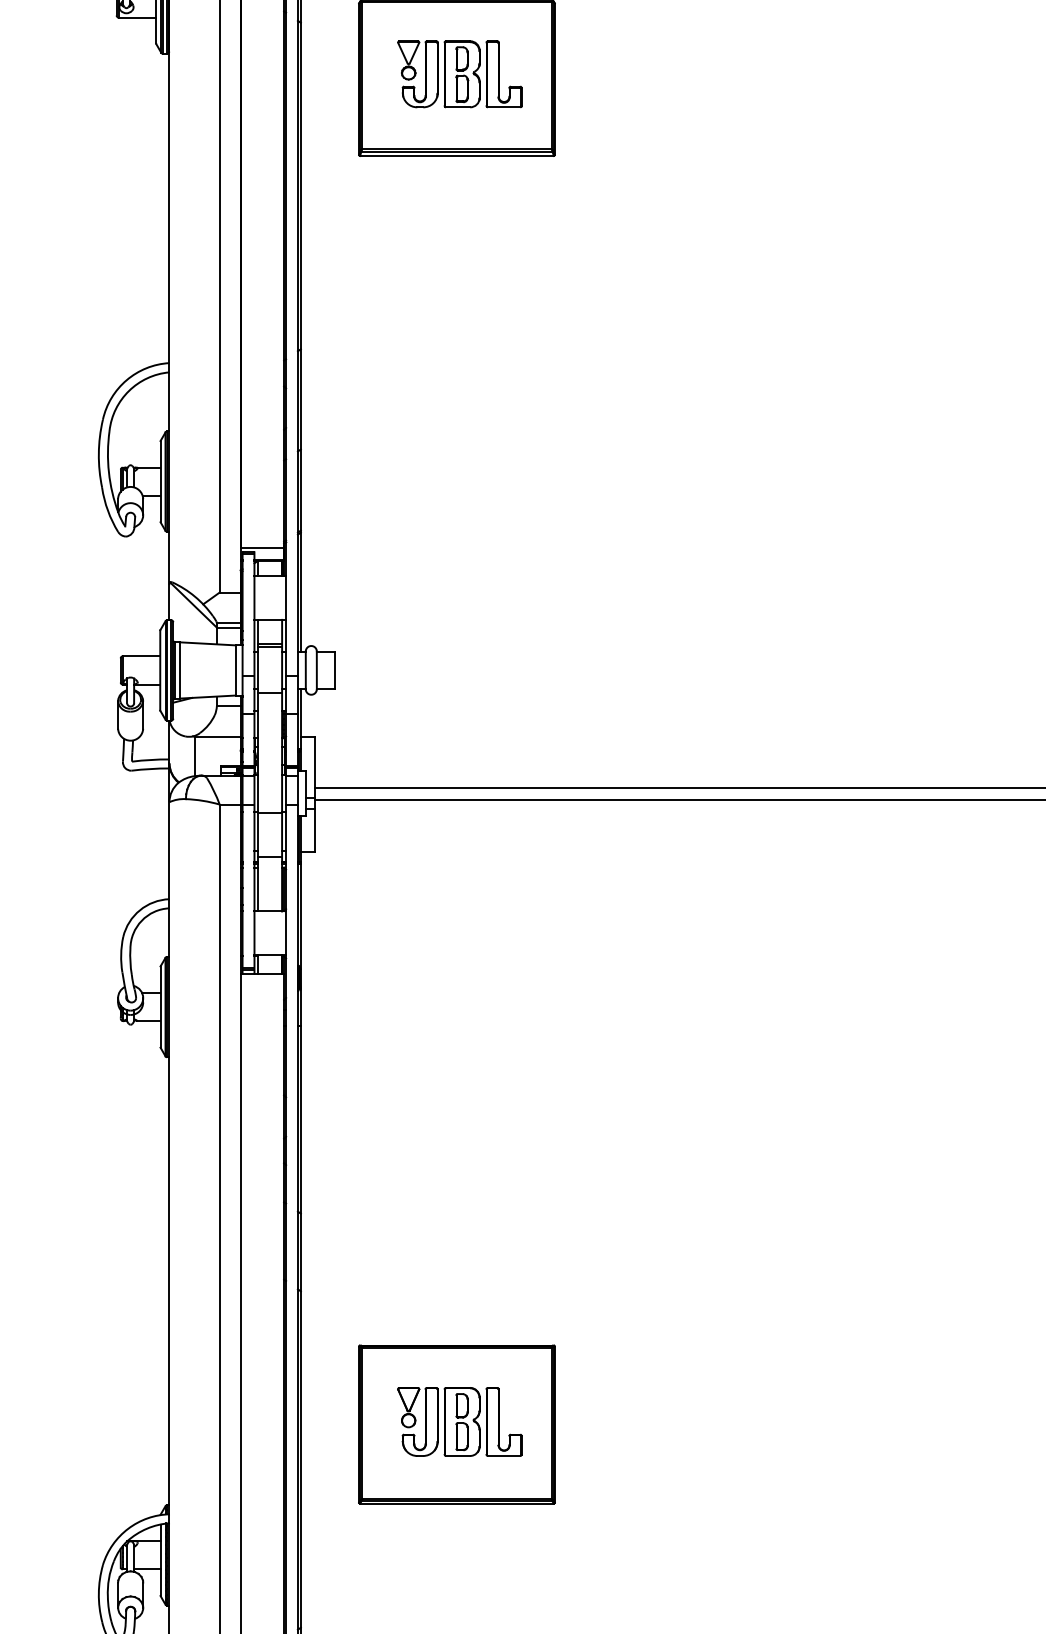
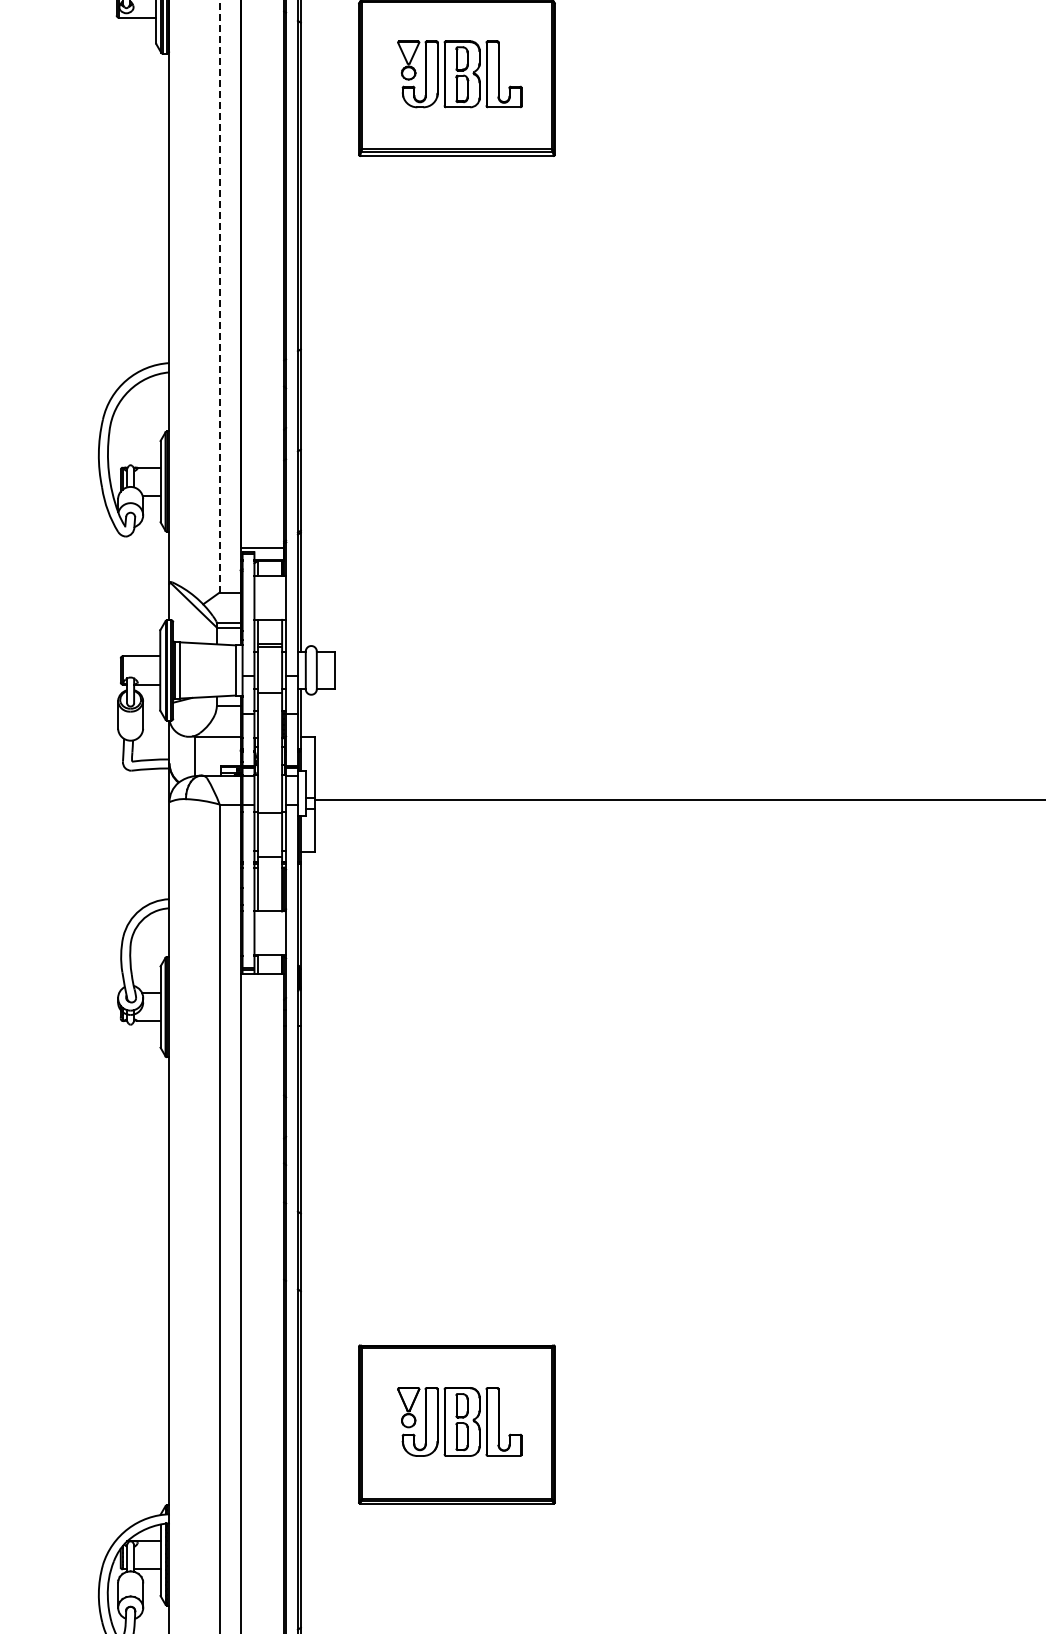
line: solid -> dashed (219, 296)
line: present -> none (678, 788)
